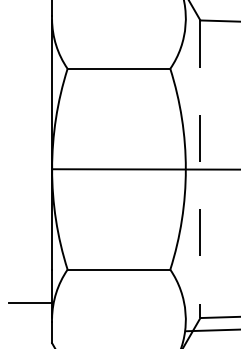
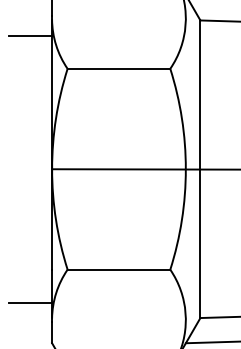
line: none -> present (30, 35)
line: dashed -> solid (200, 169)
line position: (211, 330) -> (211, 342) (211, 342)
